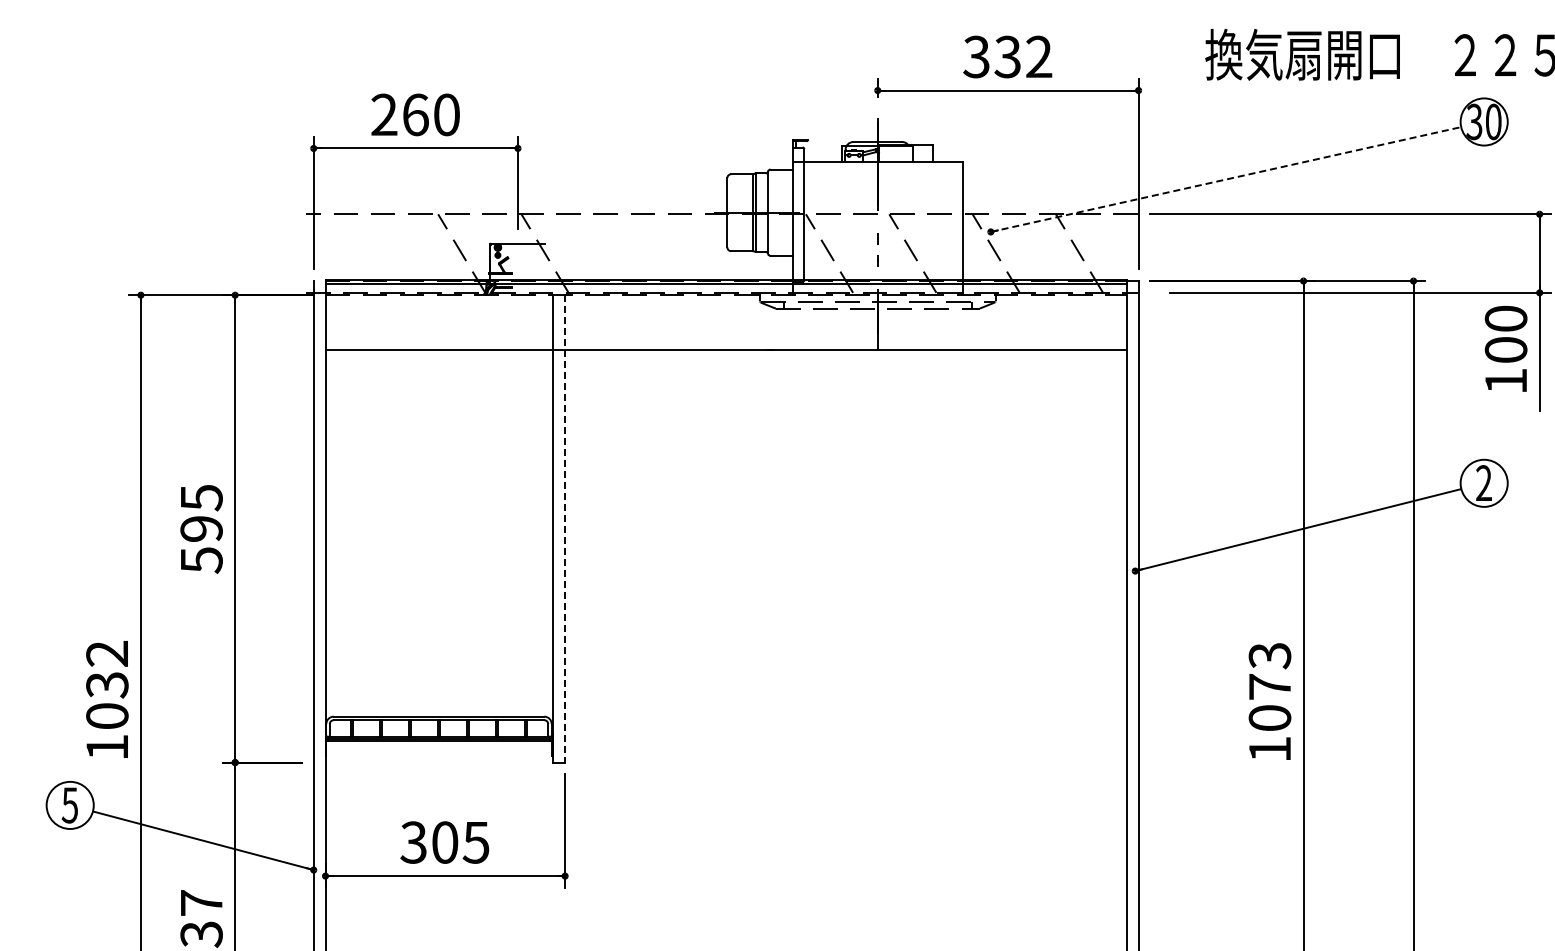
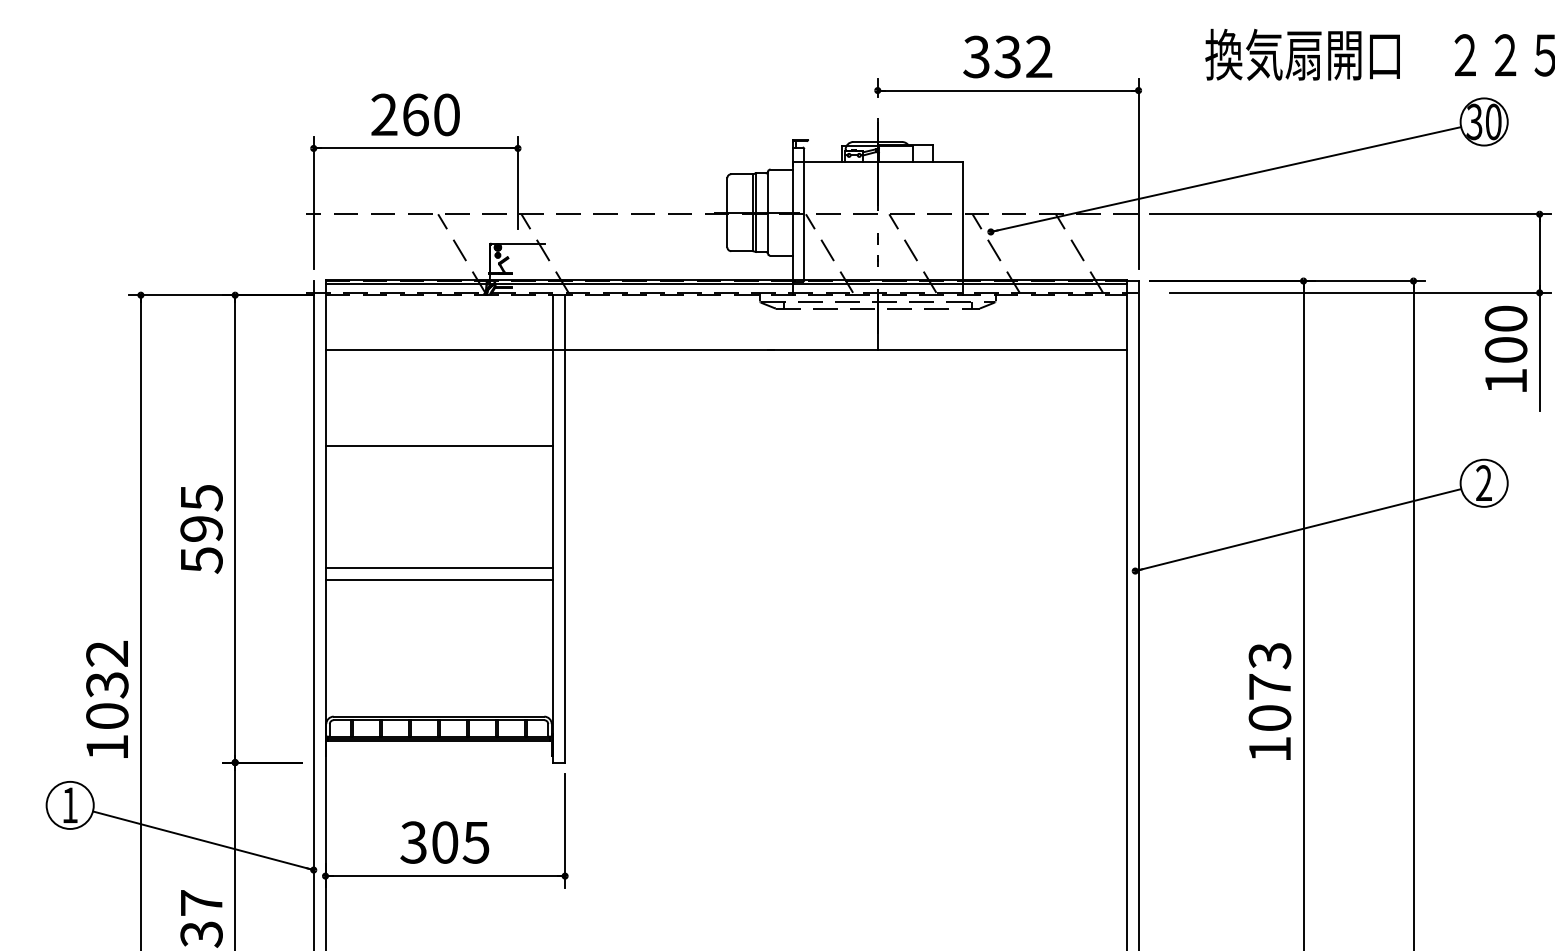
line: dashed -> solid (1226, 179)
line: none -> present (439, 446)
line: dashed -> solid (565, 528)
line: none -> present (439, 568)
line: none -> present (439, 579)
text: 5 -> 1 (69, 805)
